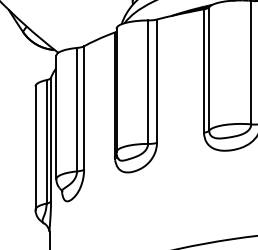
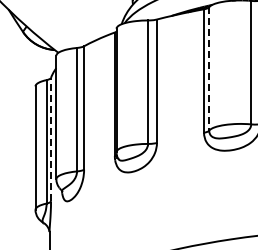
line: solid -> dashed (209, 68)
line: solid -> dashed (51, 139)
